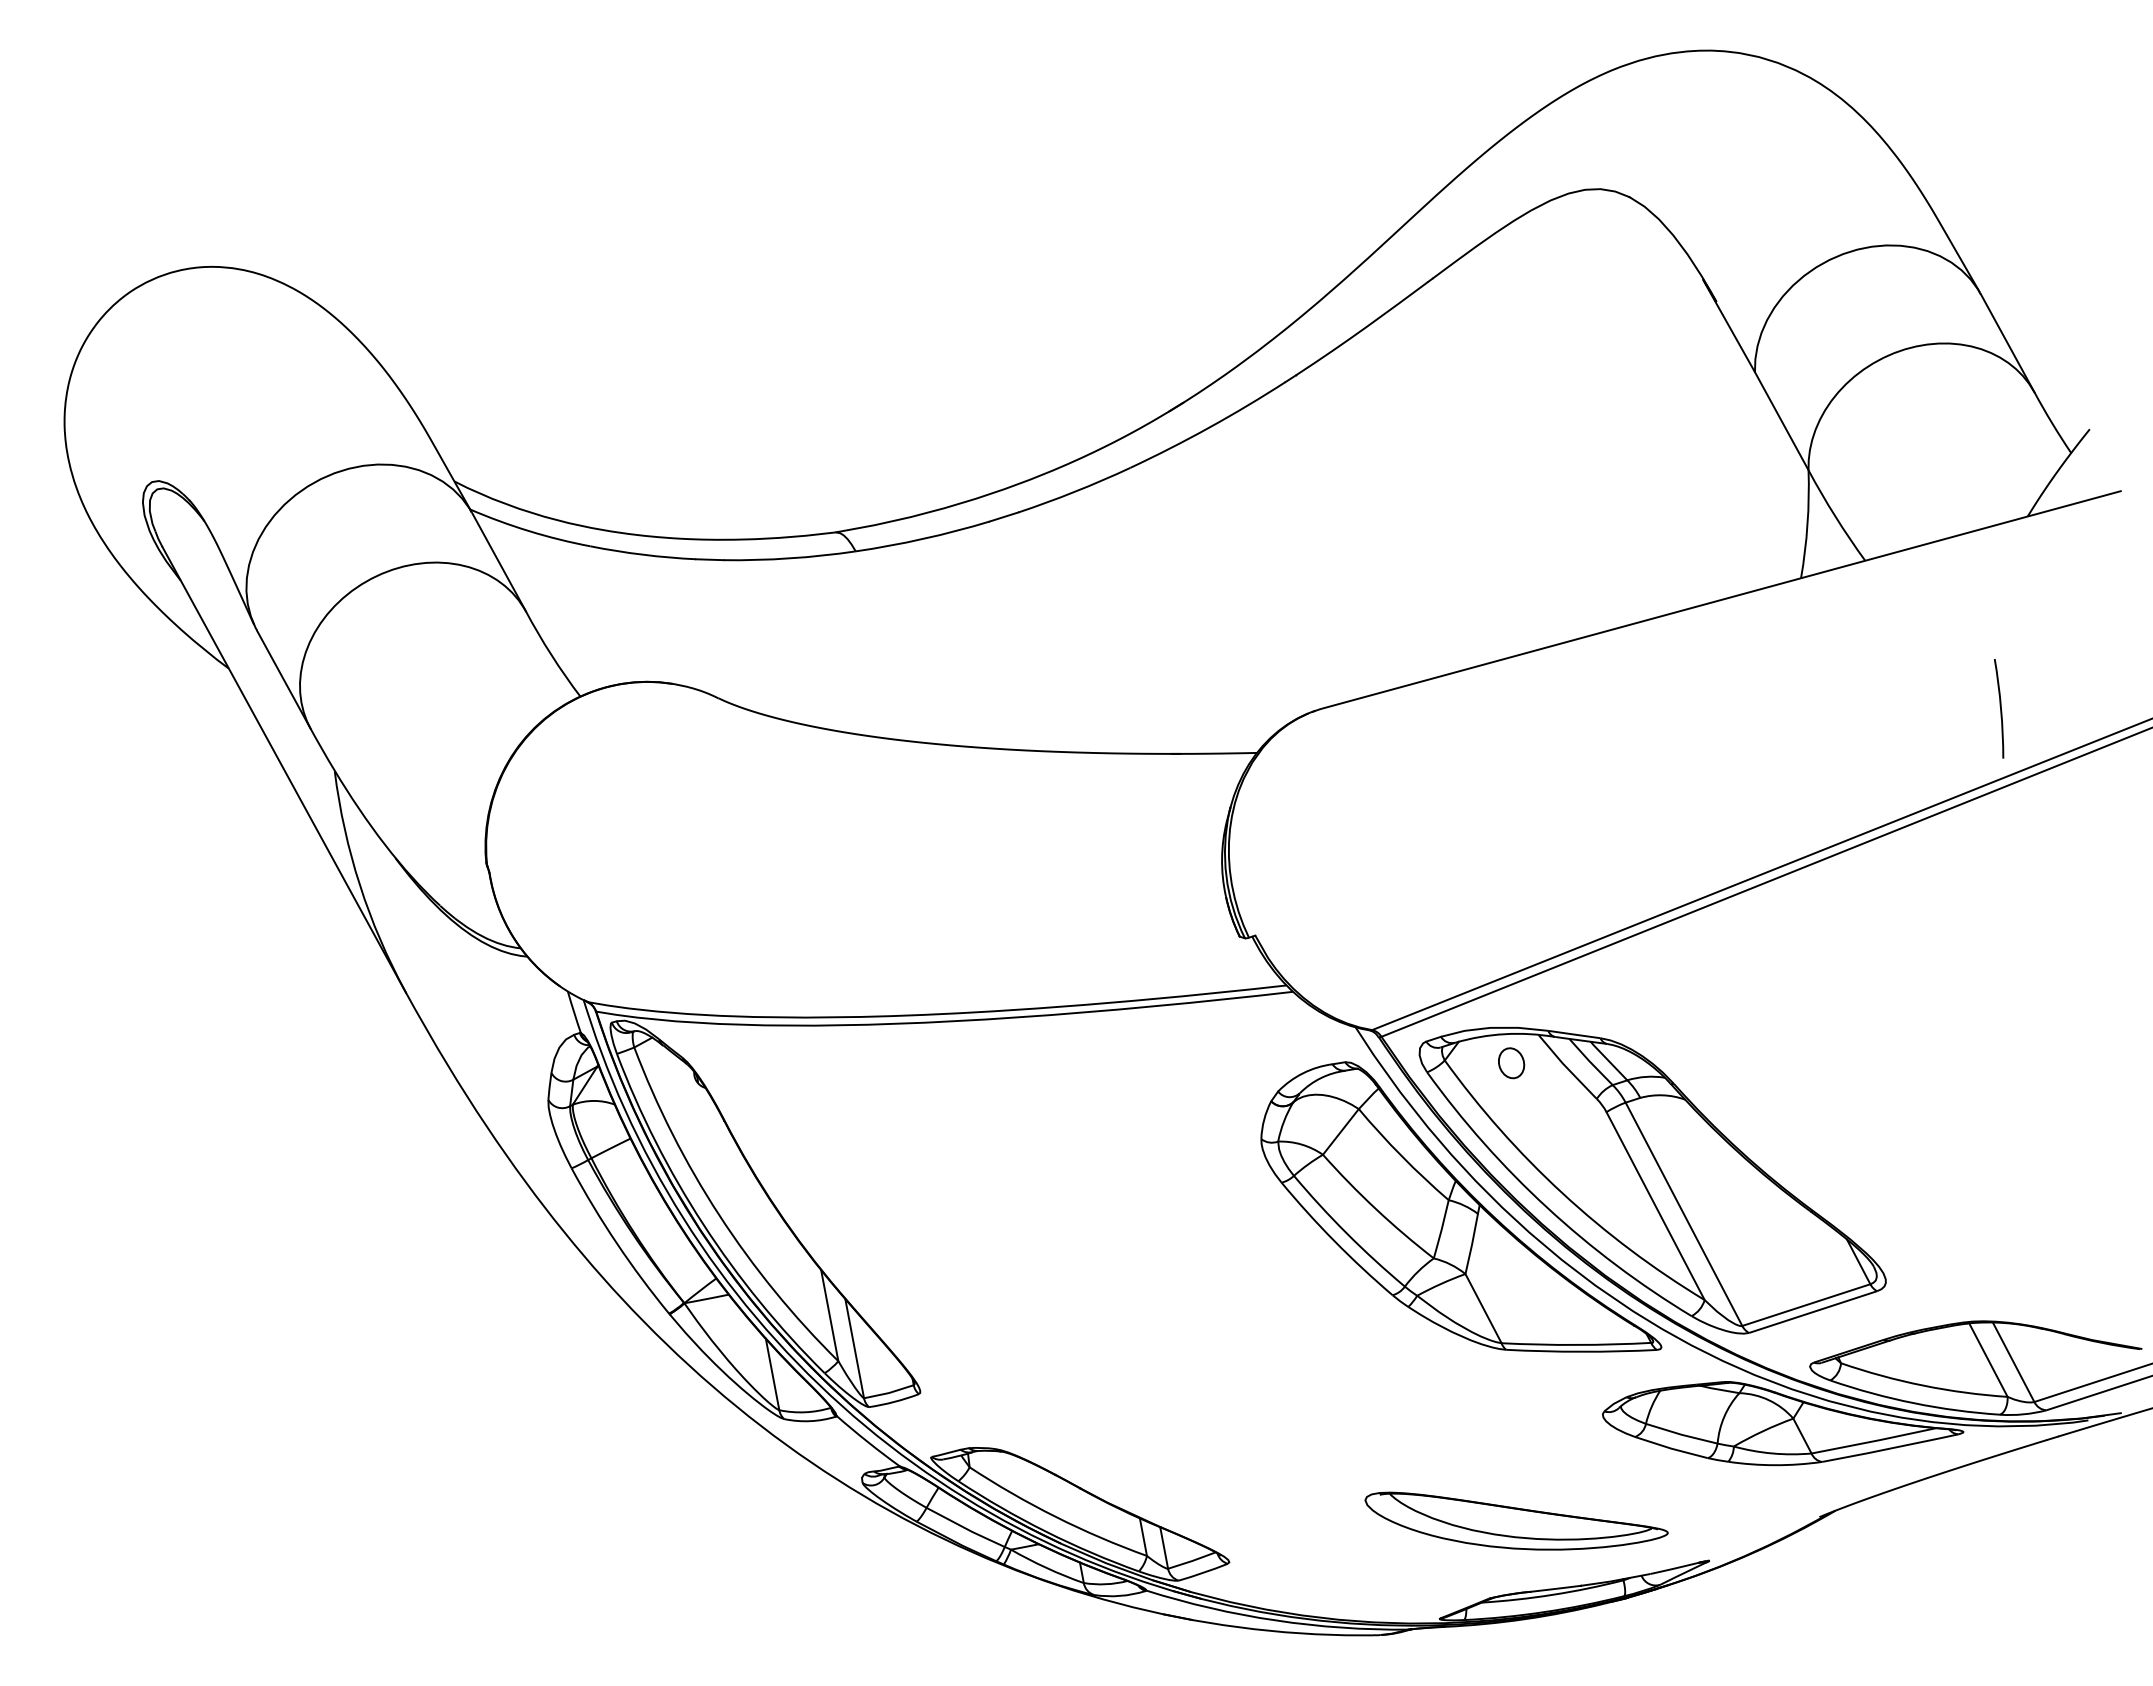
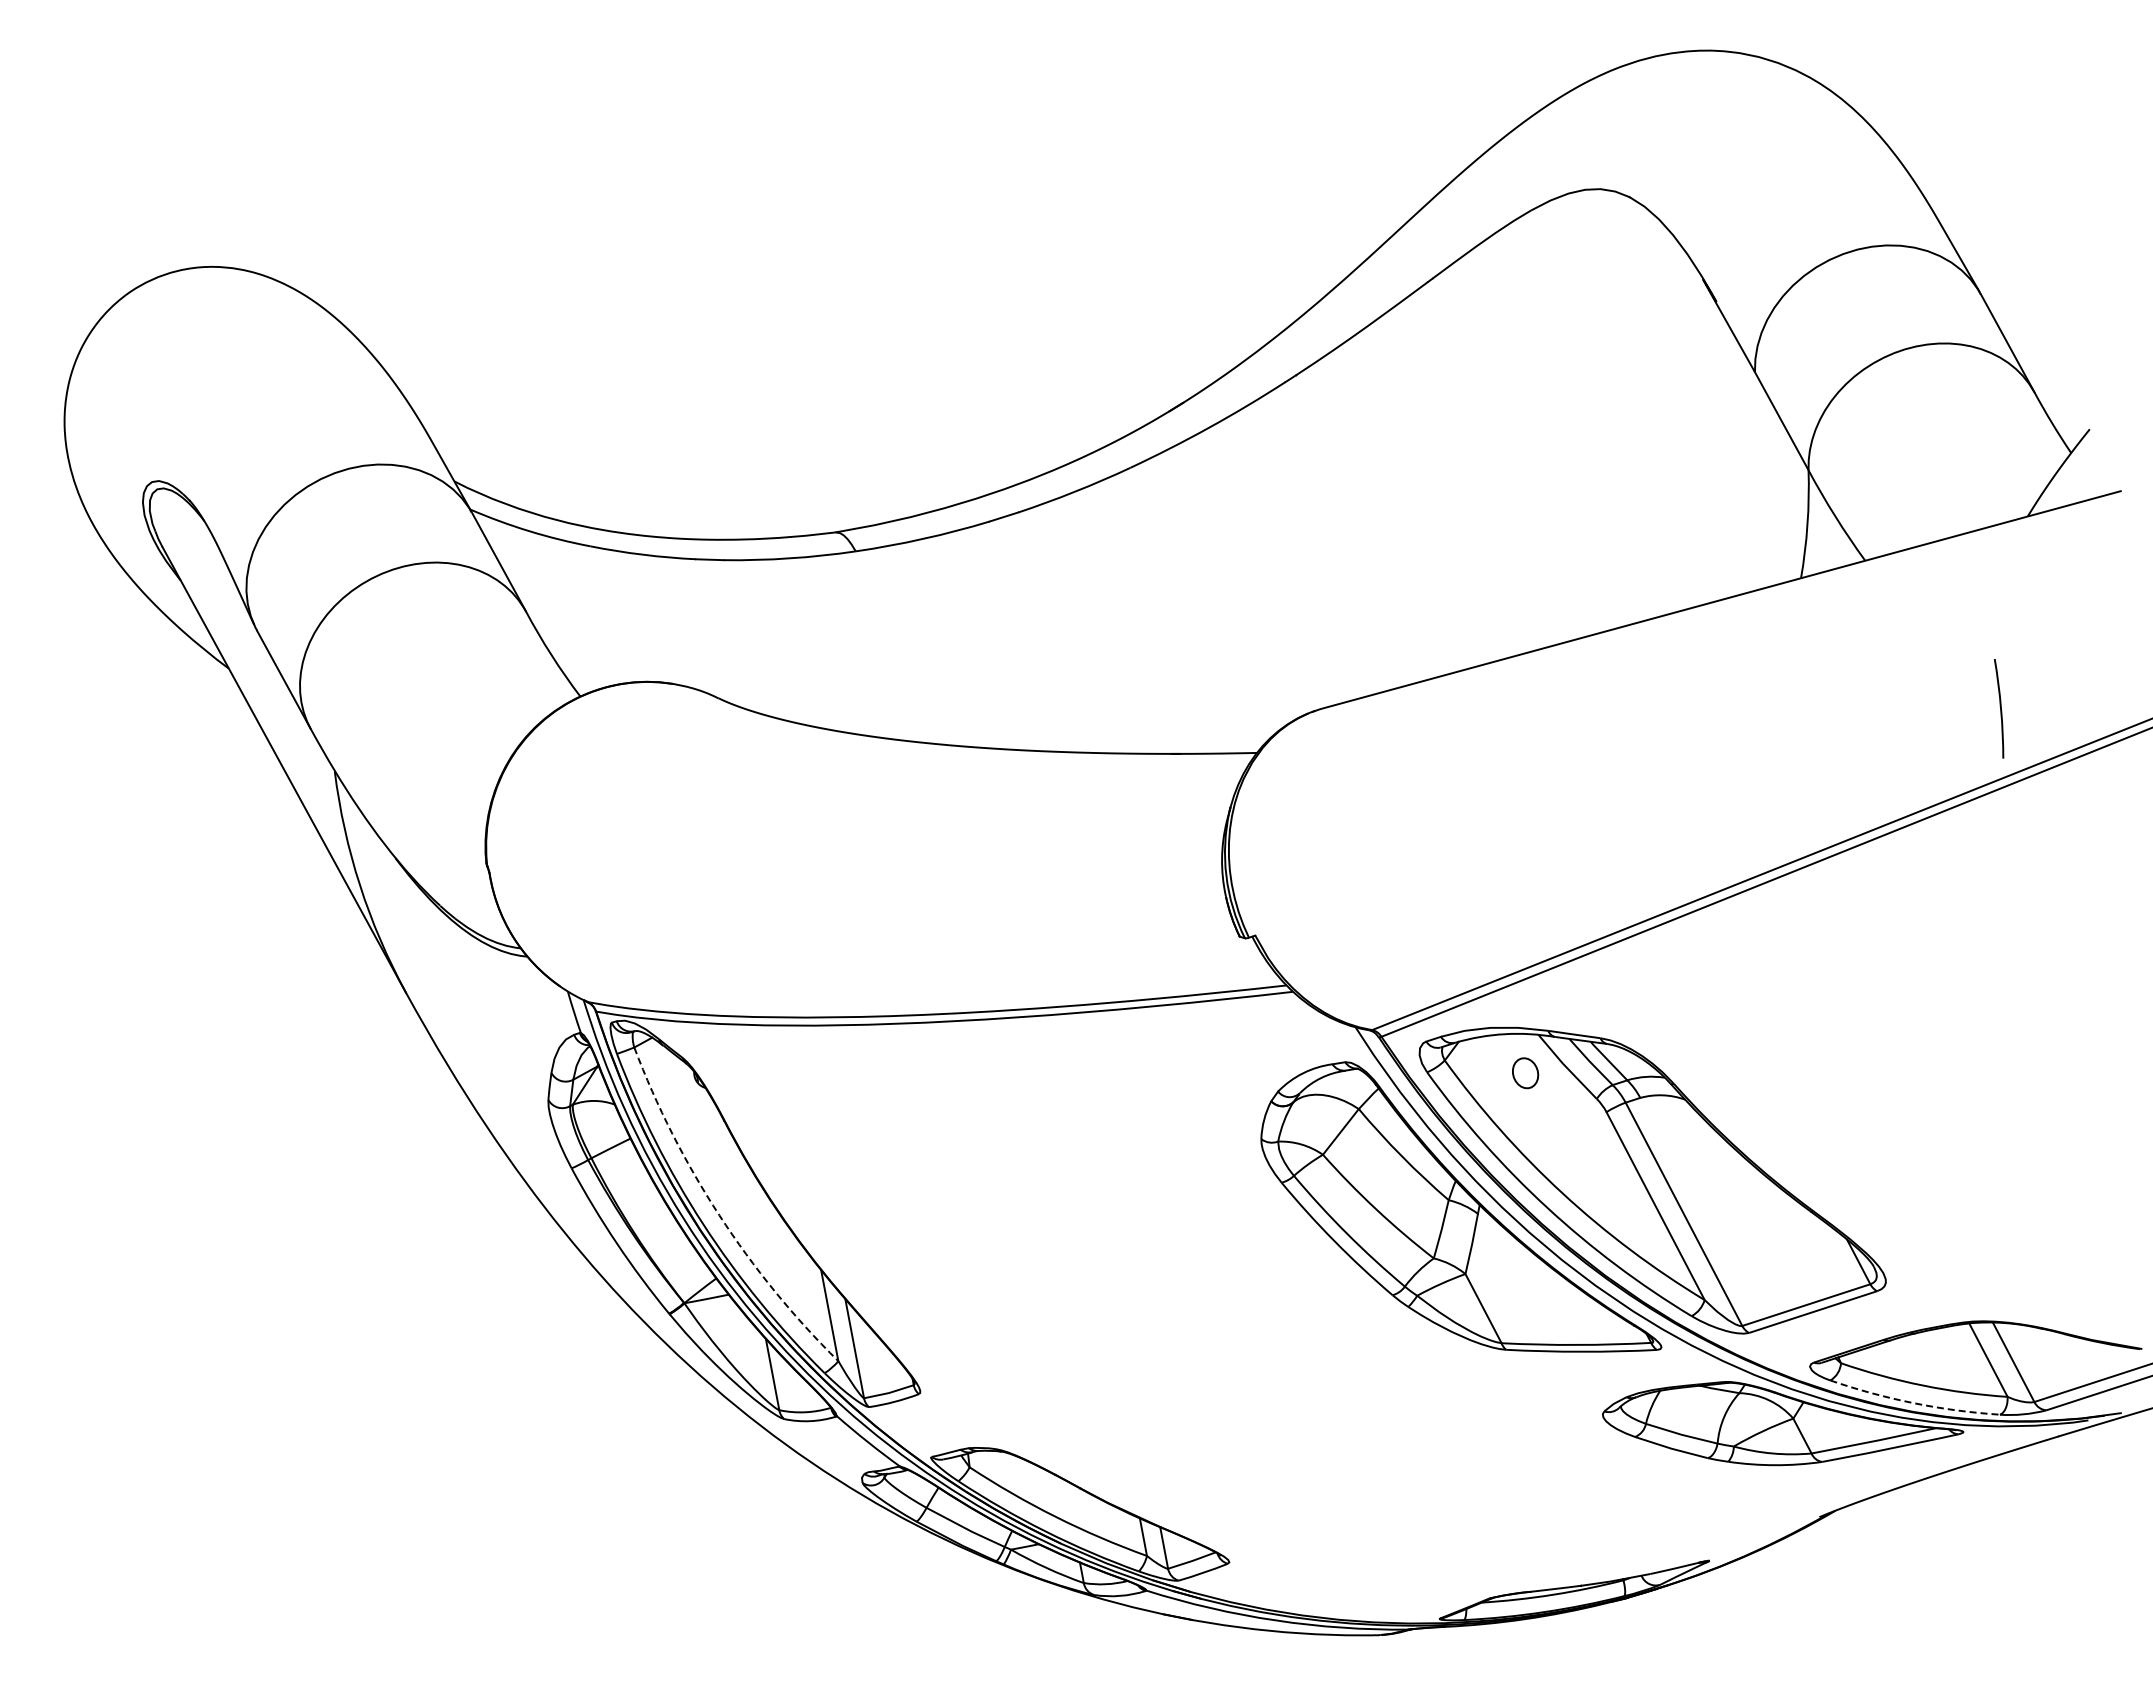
part position: (1511, 1063) -> (1525, 1073) (1525, 1073)
arc: solid -> dashed (719, 1215)
arc: solid -> dashed (1914, 1403)
part: present -> none (1516, 1520)
